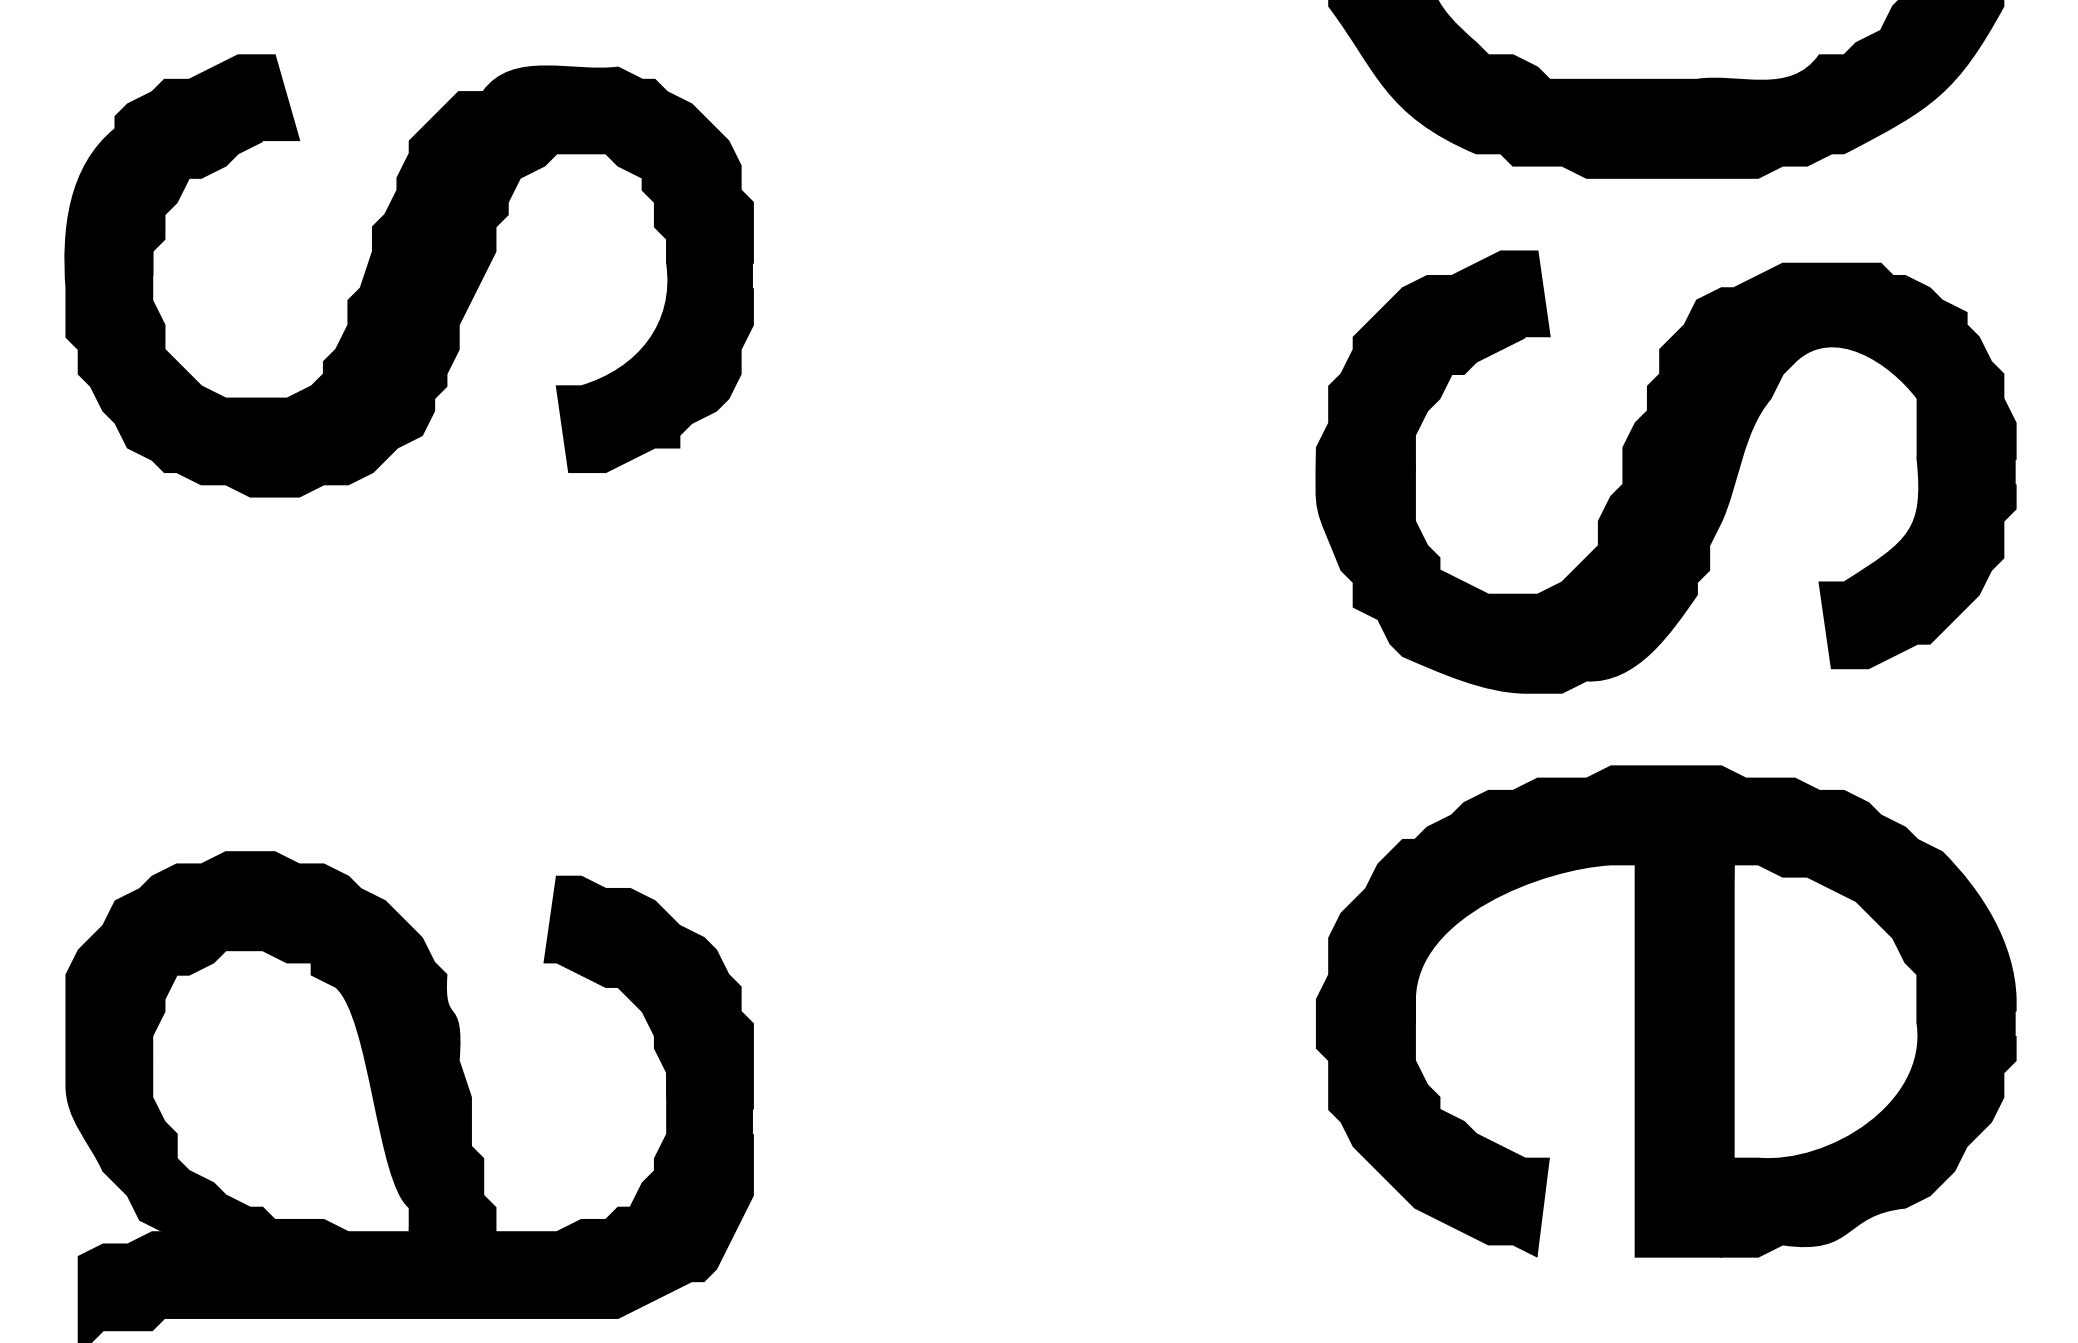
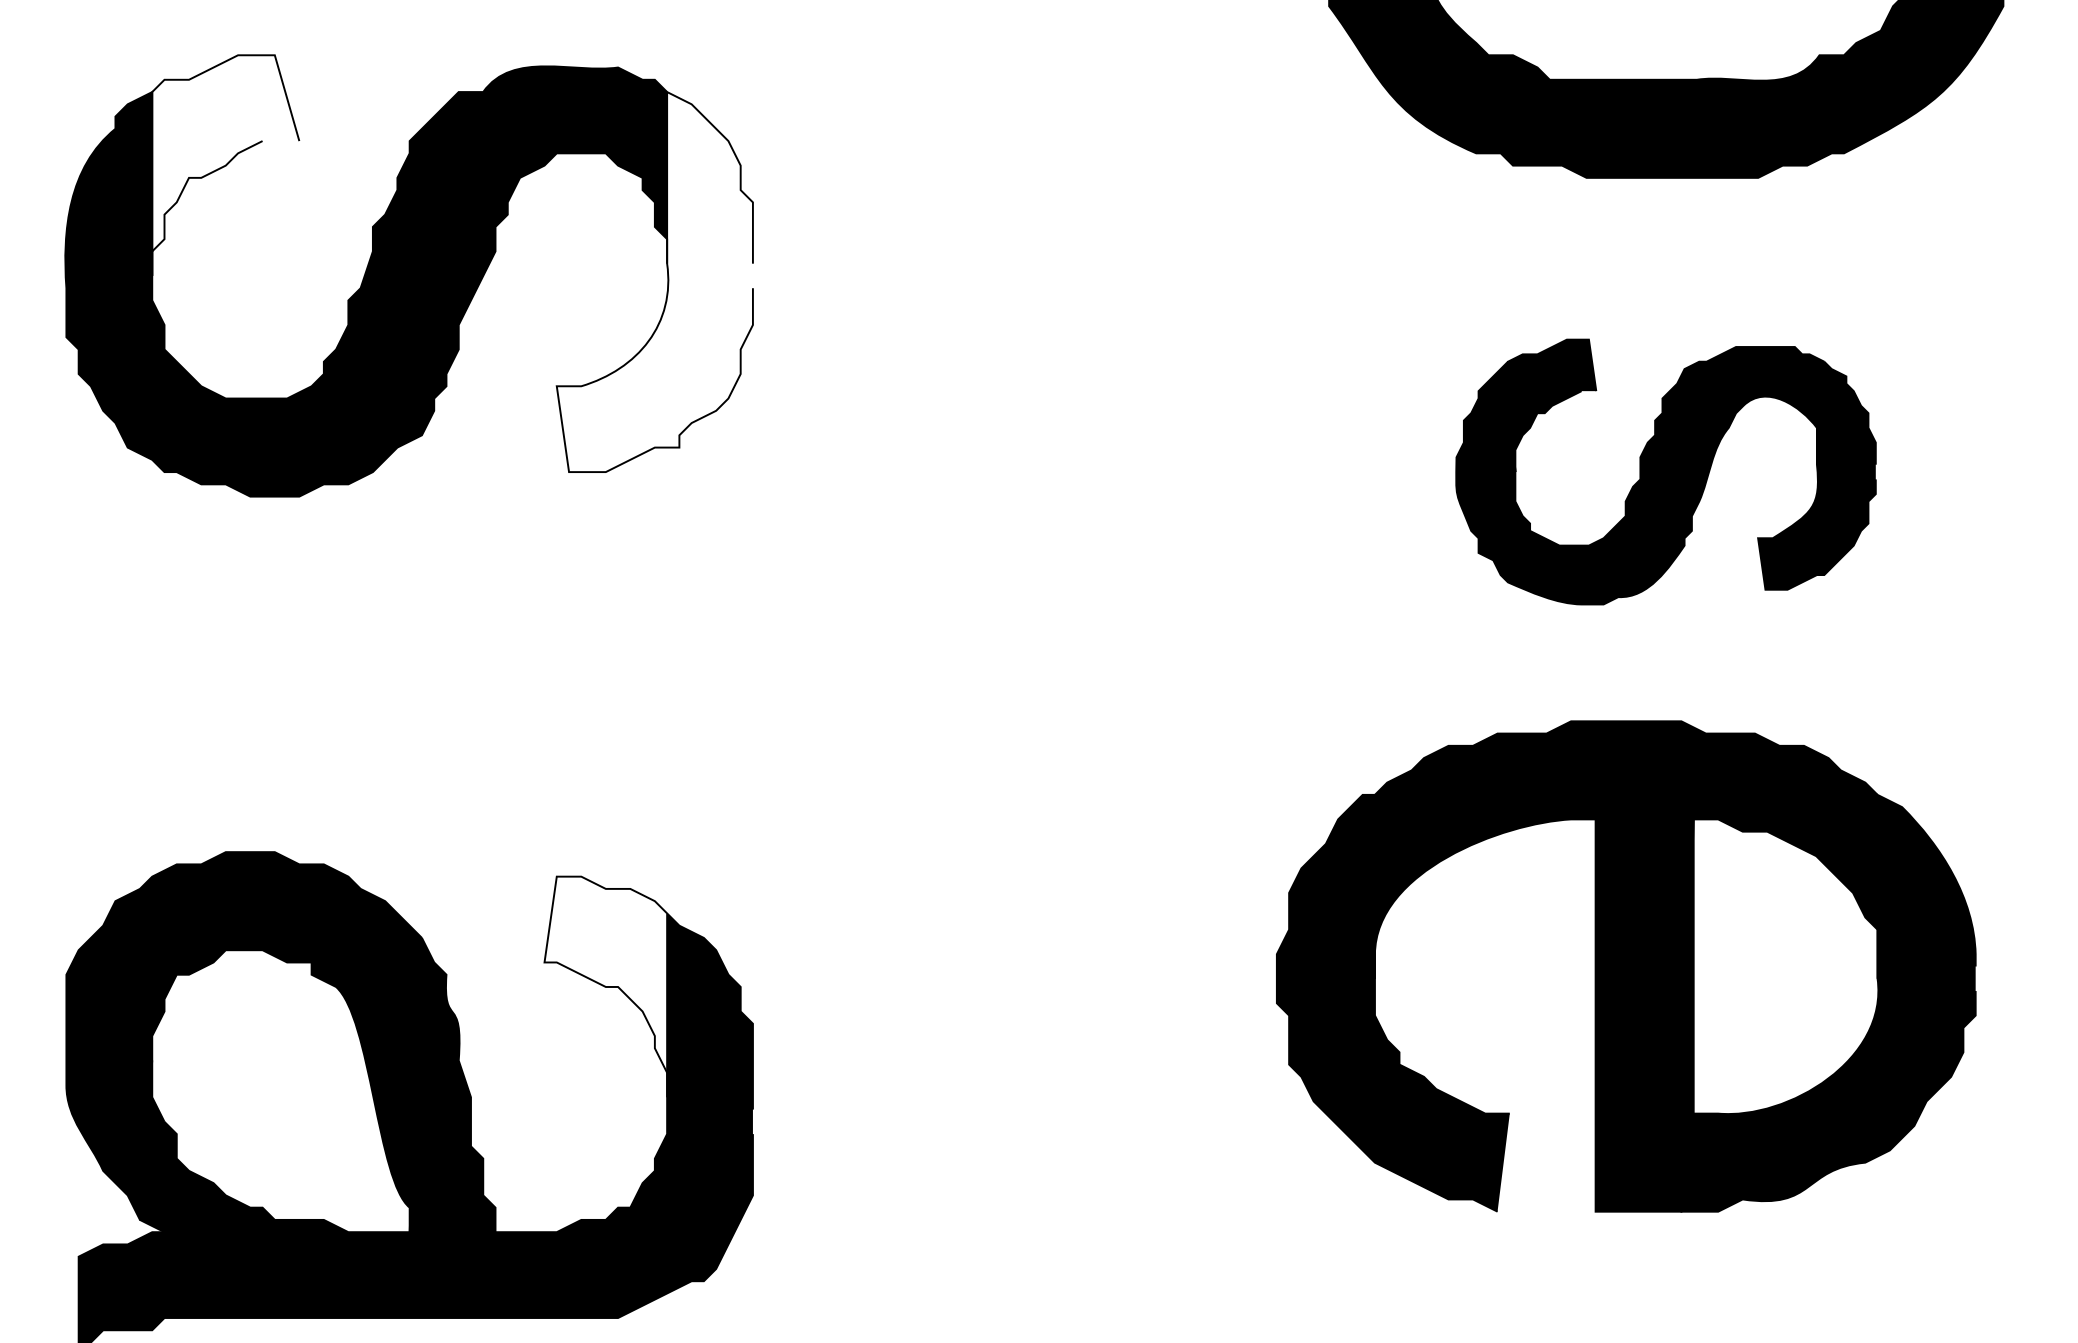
fill: present -> none (225, 165)
fill: present -> none (654, 282)
part size: 702x444 px -> 422x268 px (1665, 471)
fill: present -> none (605, 986)
part position: (1666, 1011) -> (1626, 966) (1626, 966)
